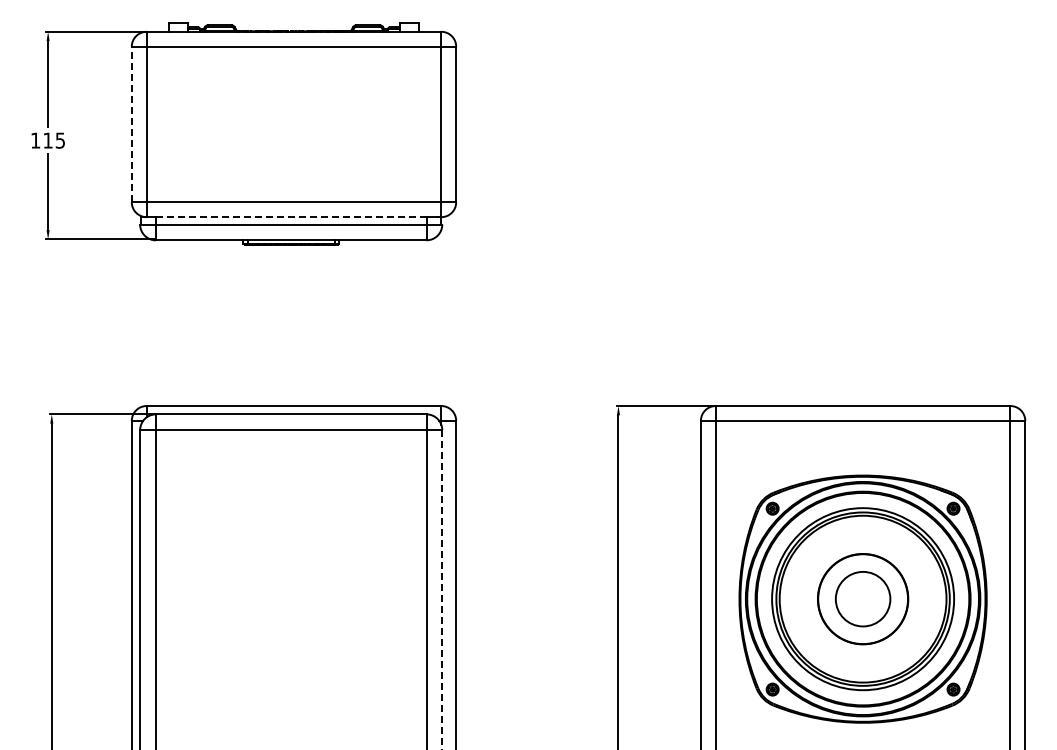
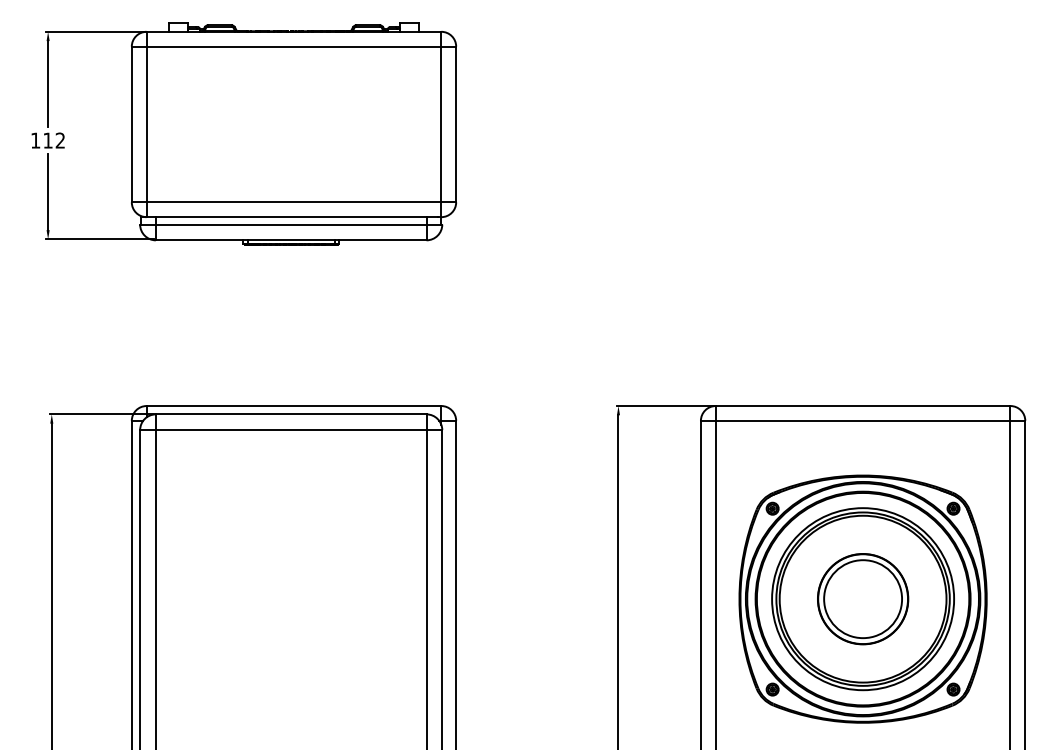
line: dashed -> solid (131, 124)
text: 115 -> 112 (59, 140)
line: dashed -> solid (290, 217)
line: dashed -> solid (442, 589)
circle diameter: 55 px -> 78 px (863, 599)
